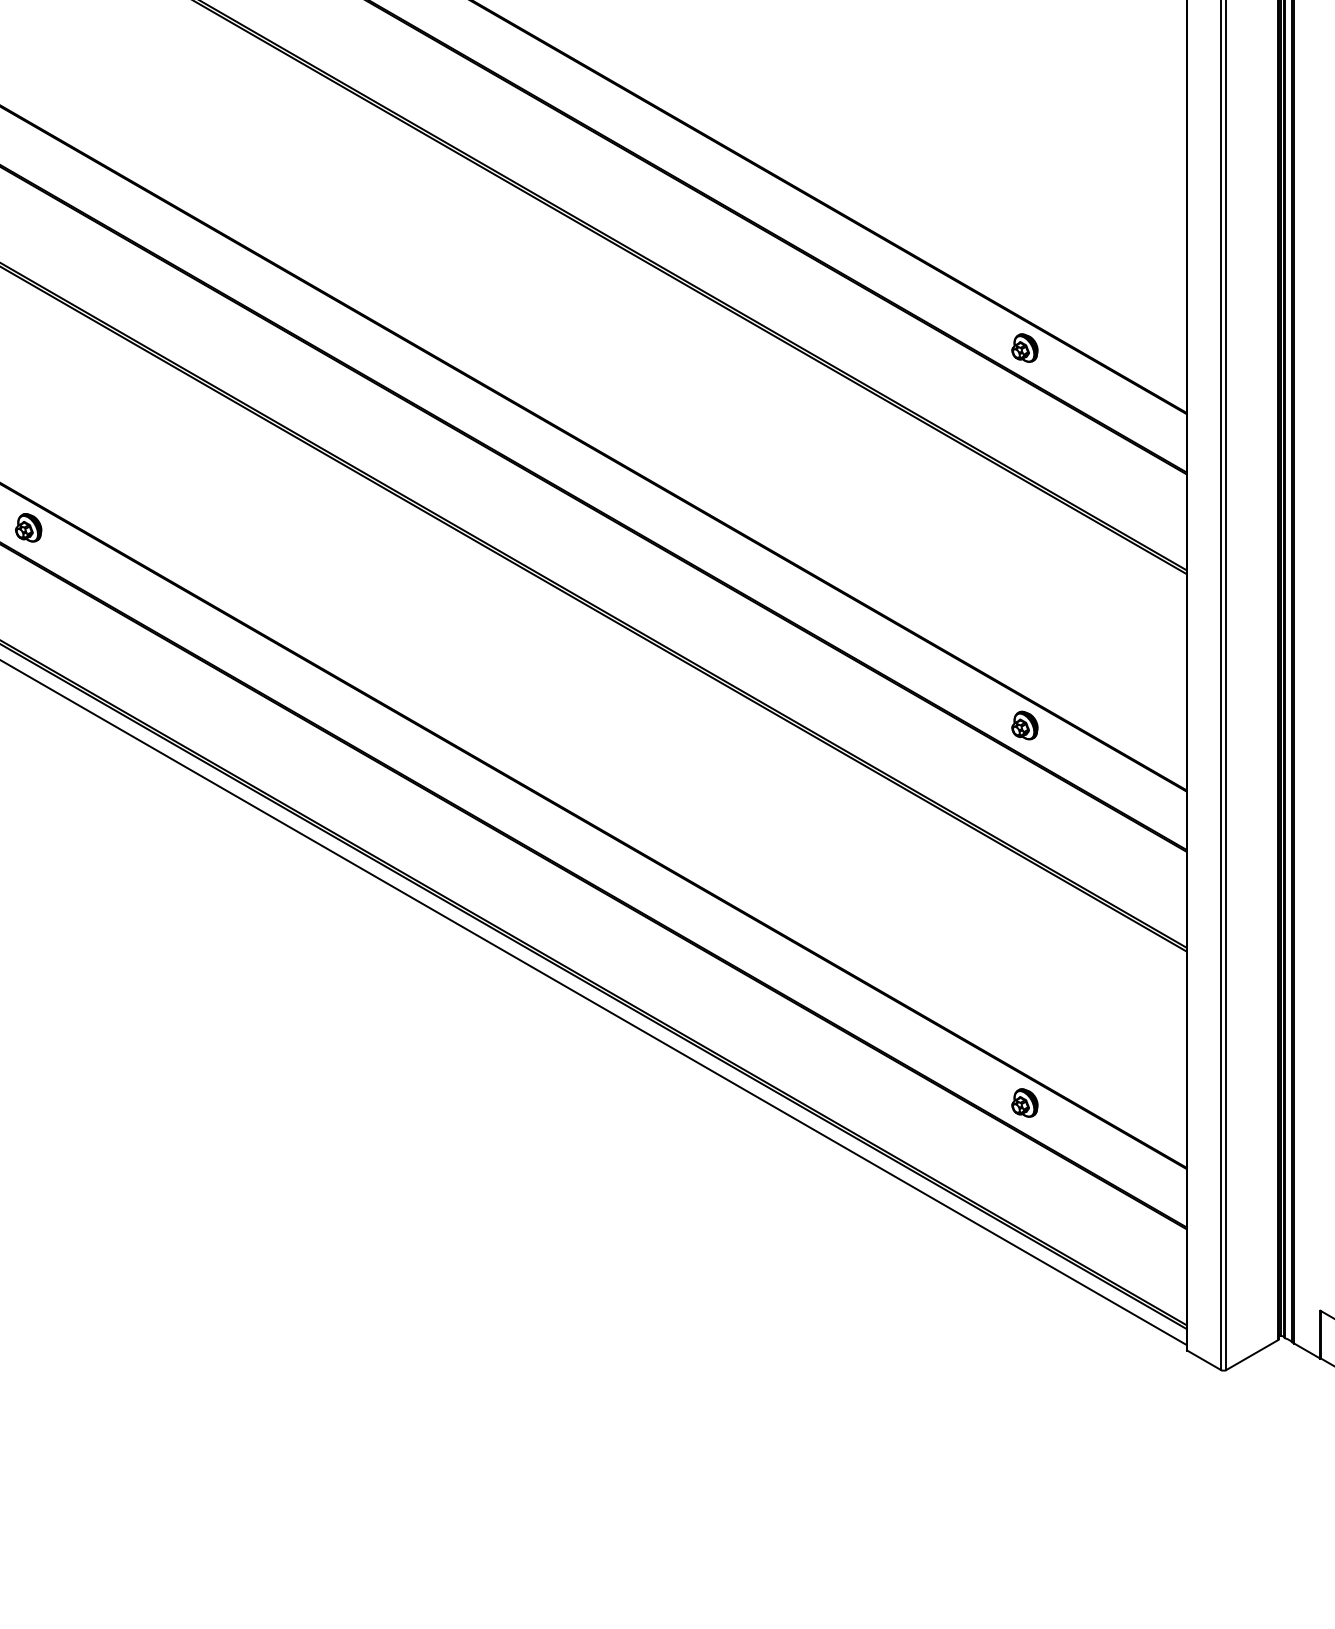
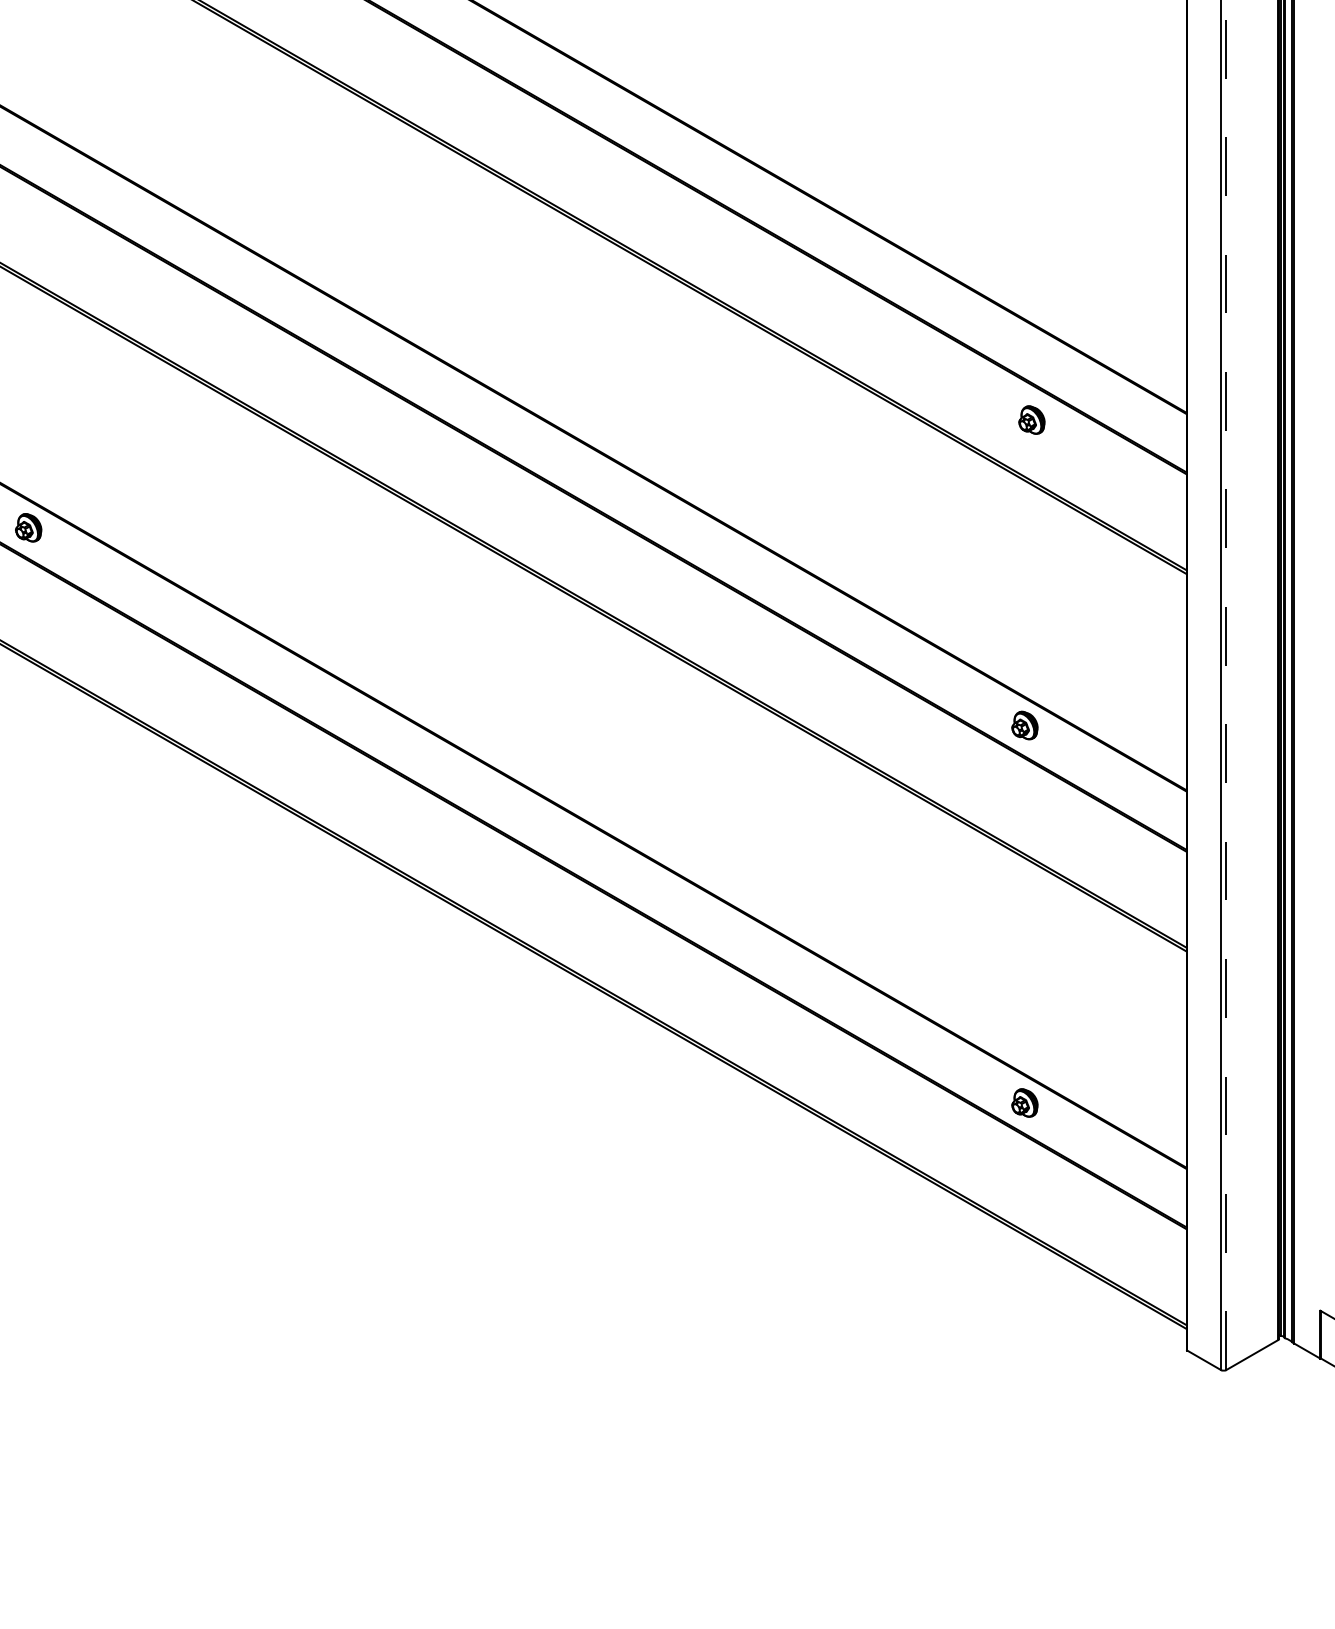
part position: (1024, 347) -> (1031, 419) (1031, 419)
line: solid -> dashed (1226, 685)
line: present -> none (594, 1003)
